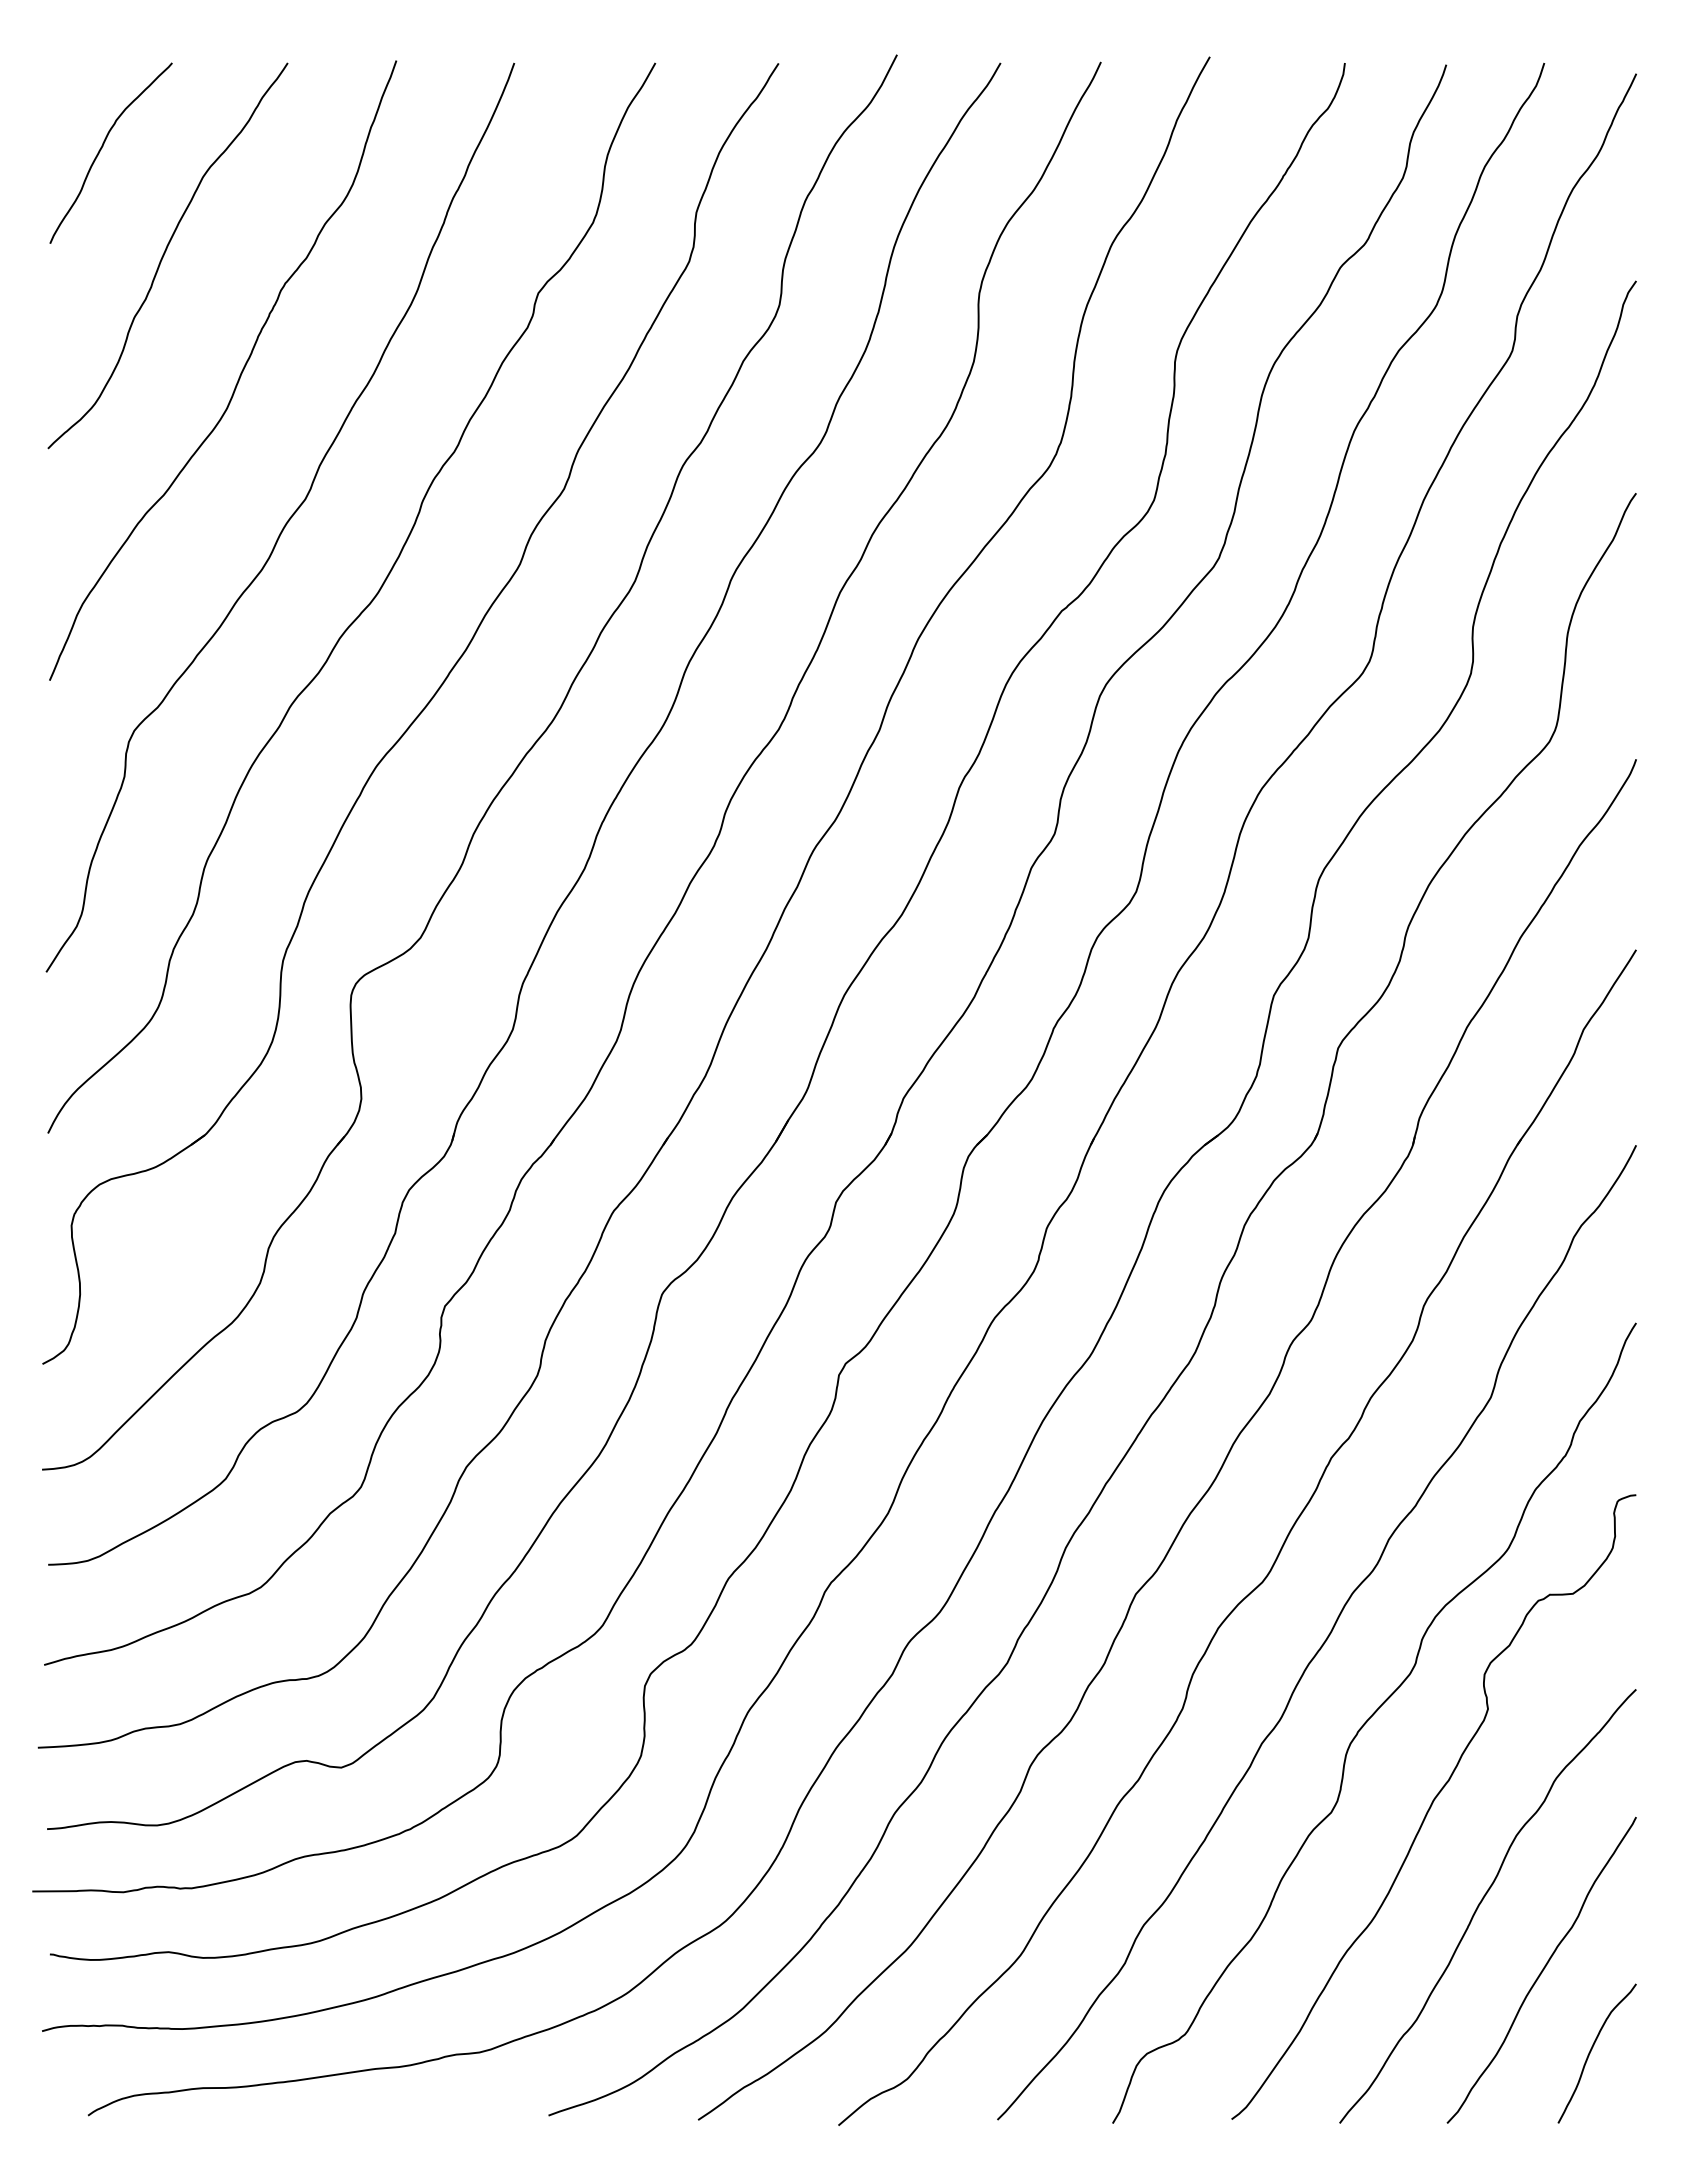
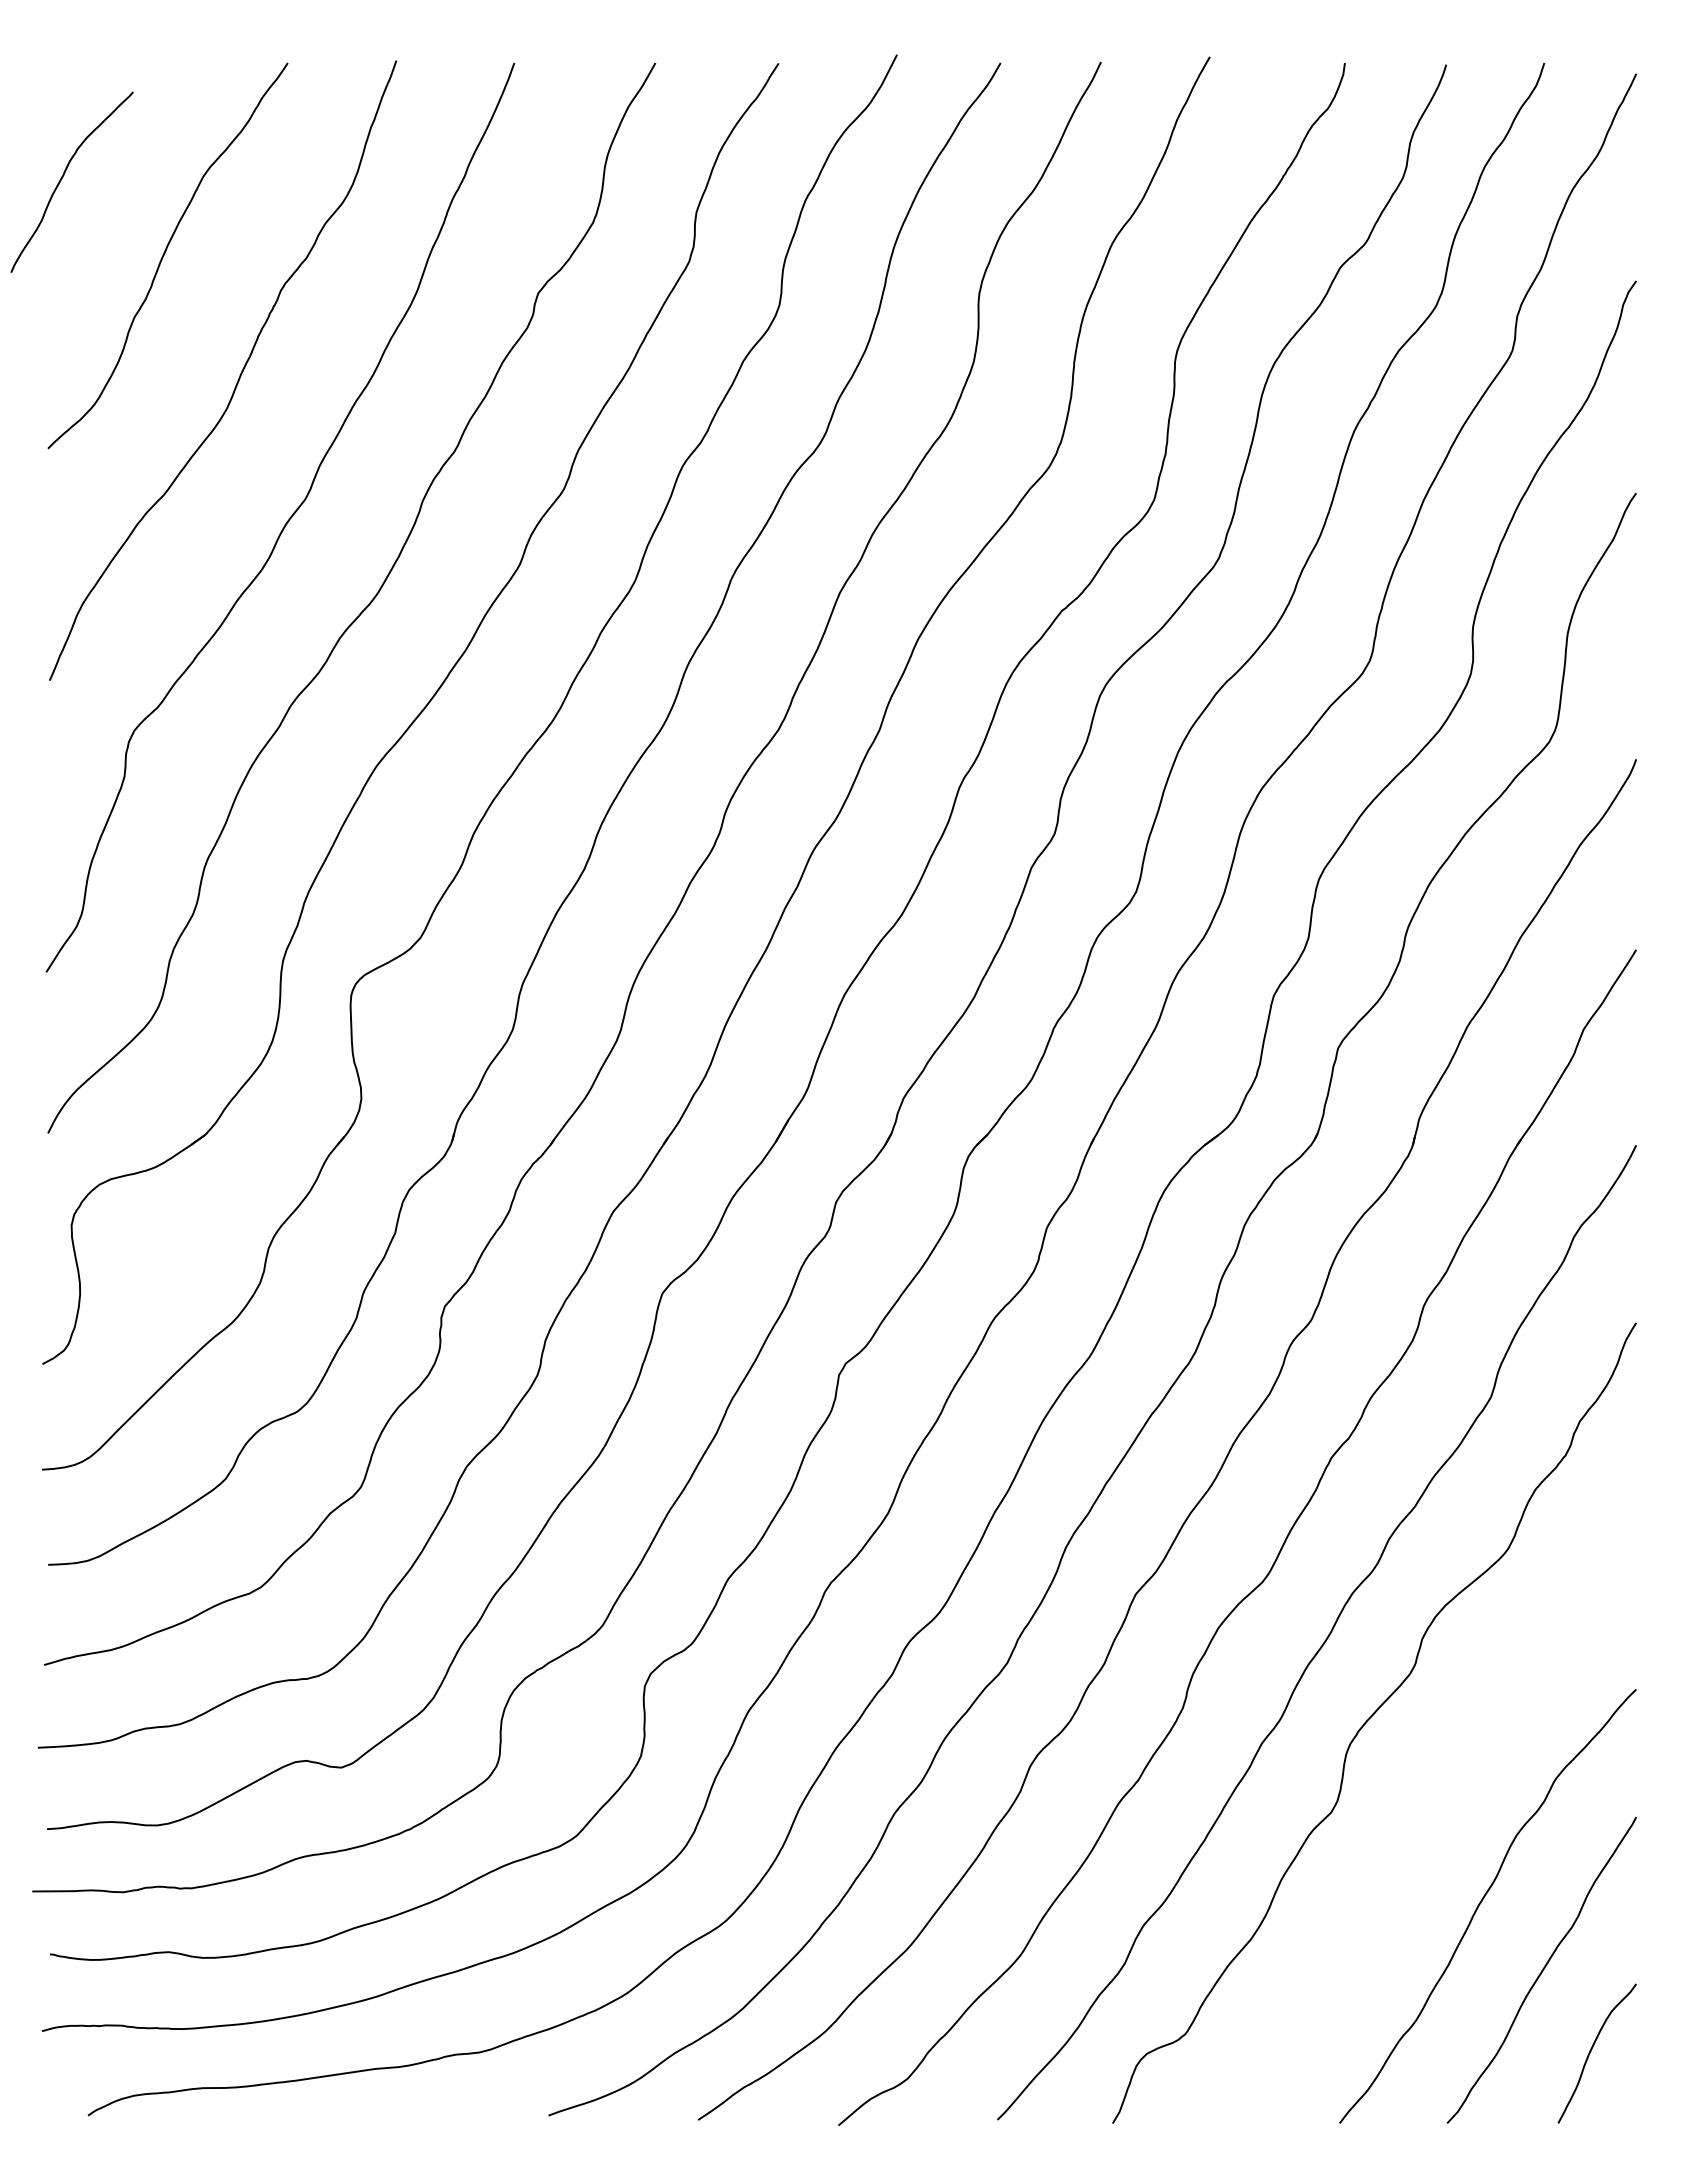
curve position: (102, 148) -> (63, 177) (63, 177)
curve: present -> none (1432, 1805)
